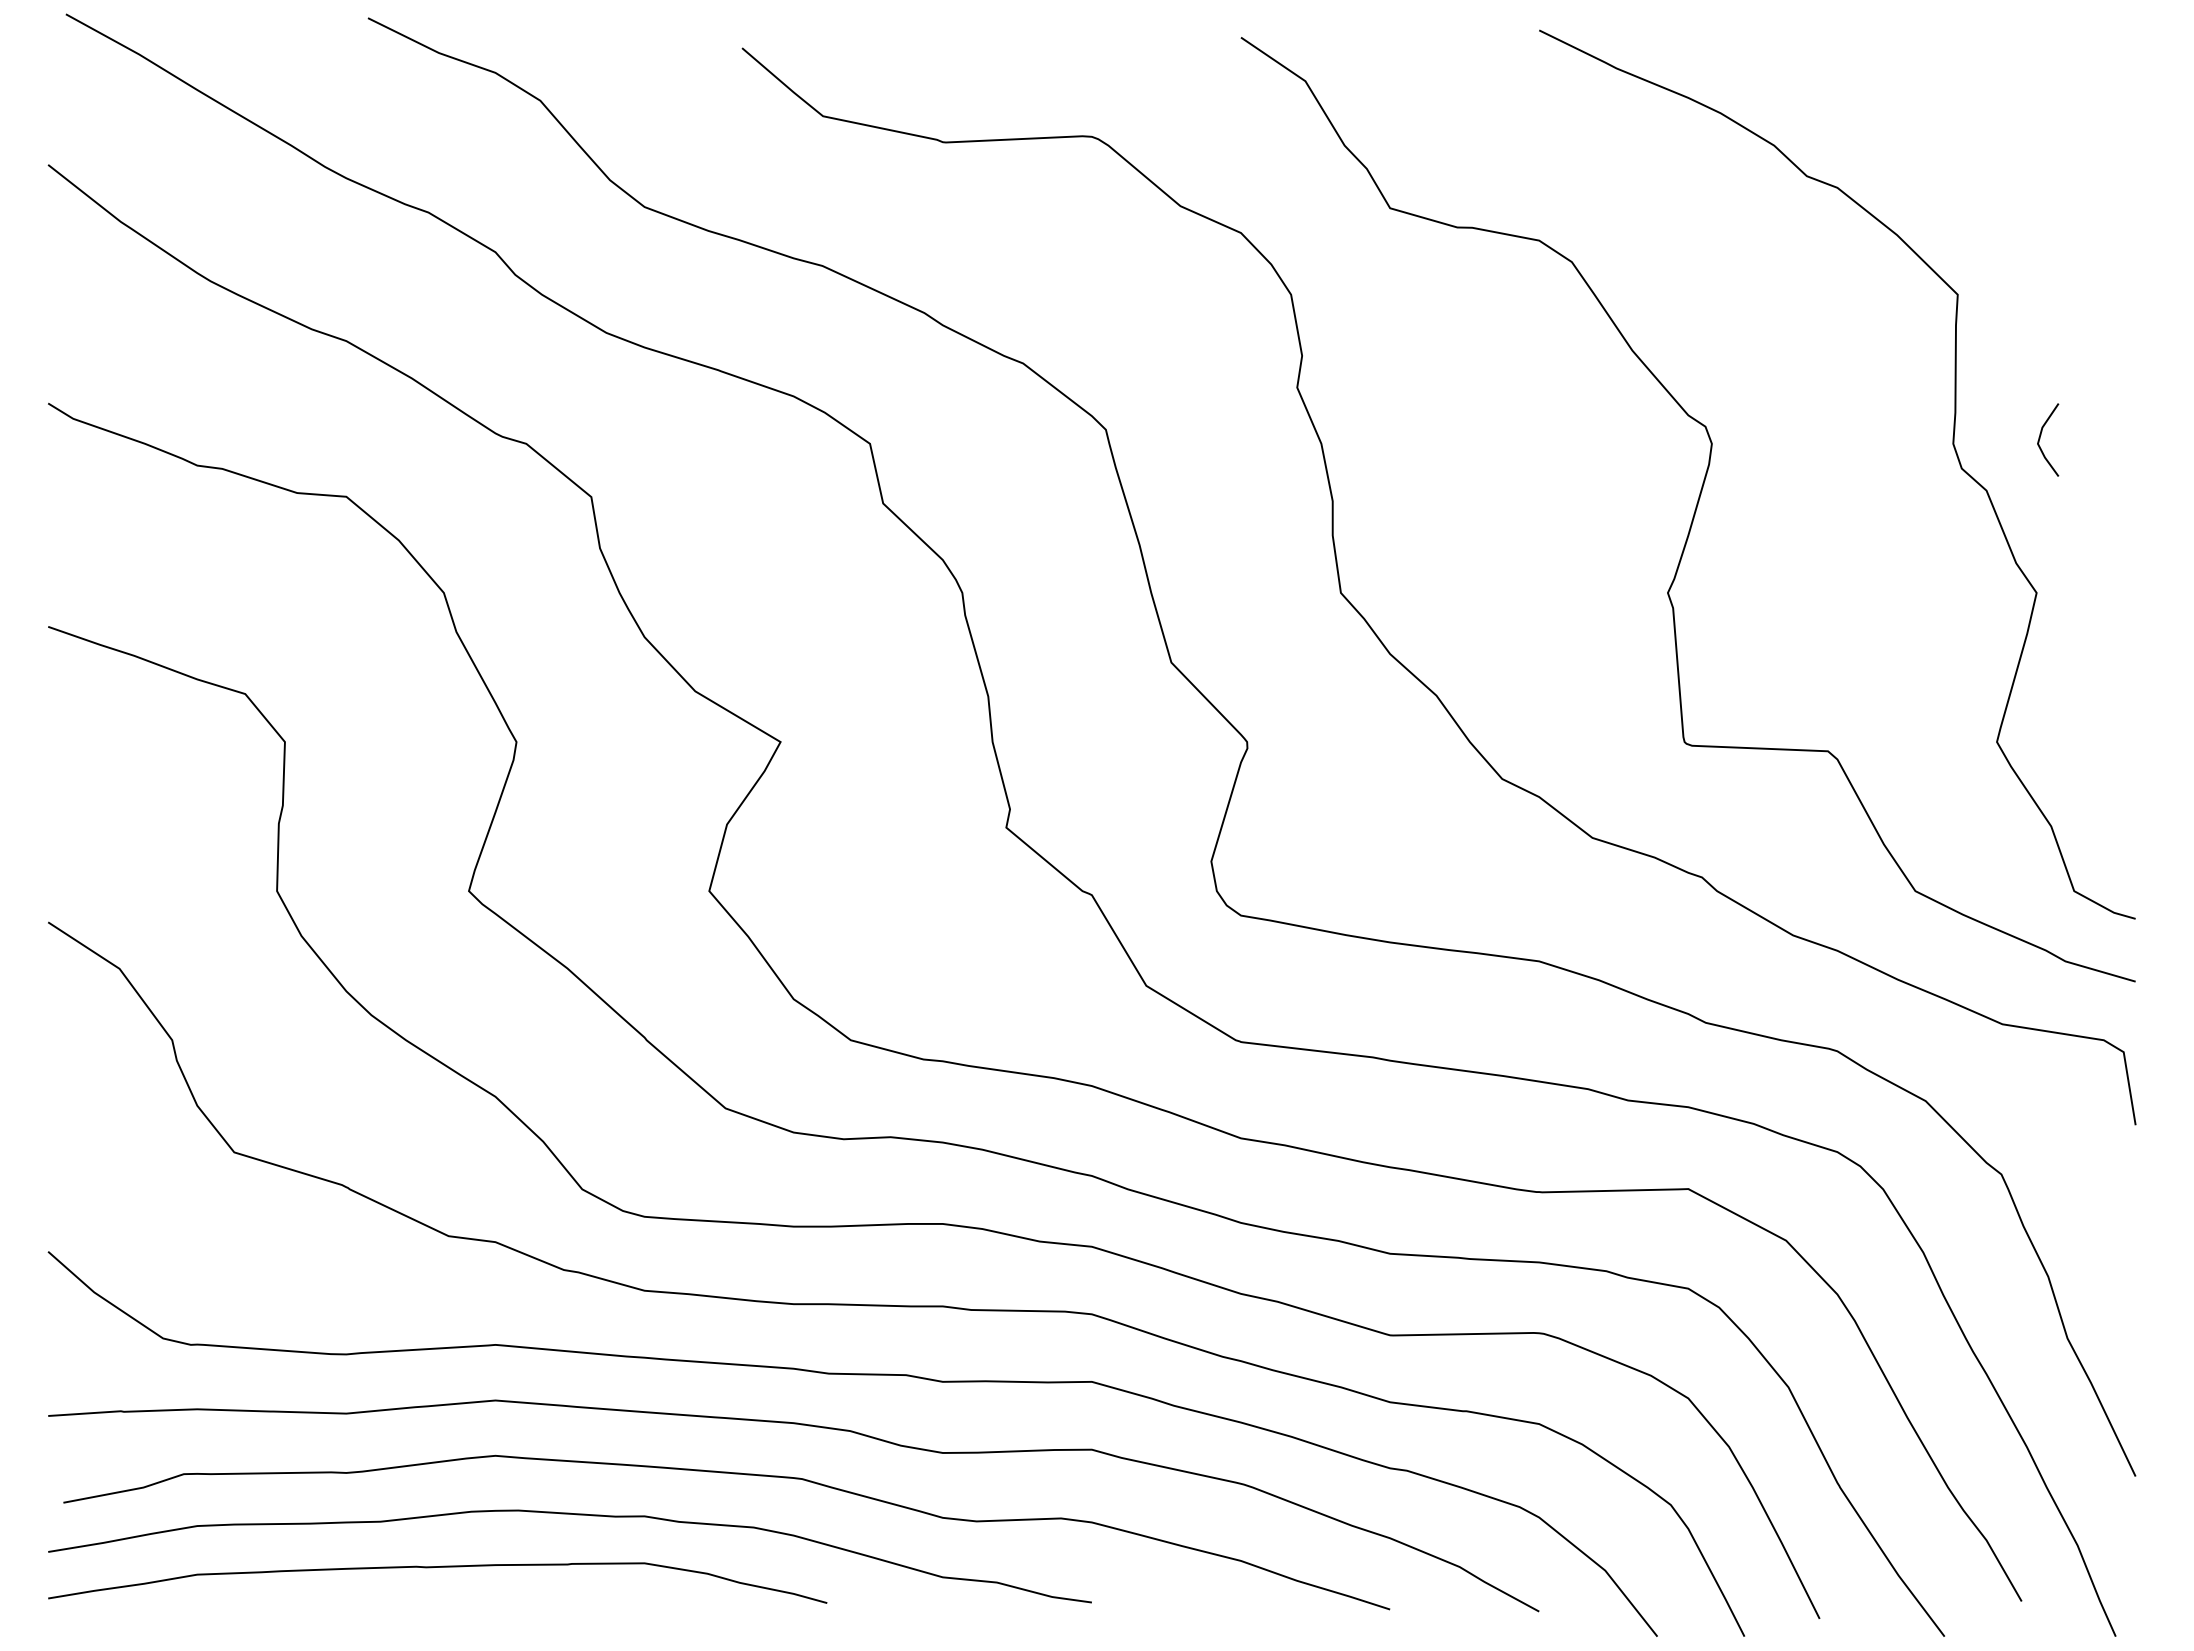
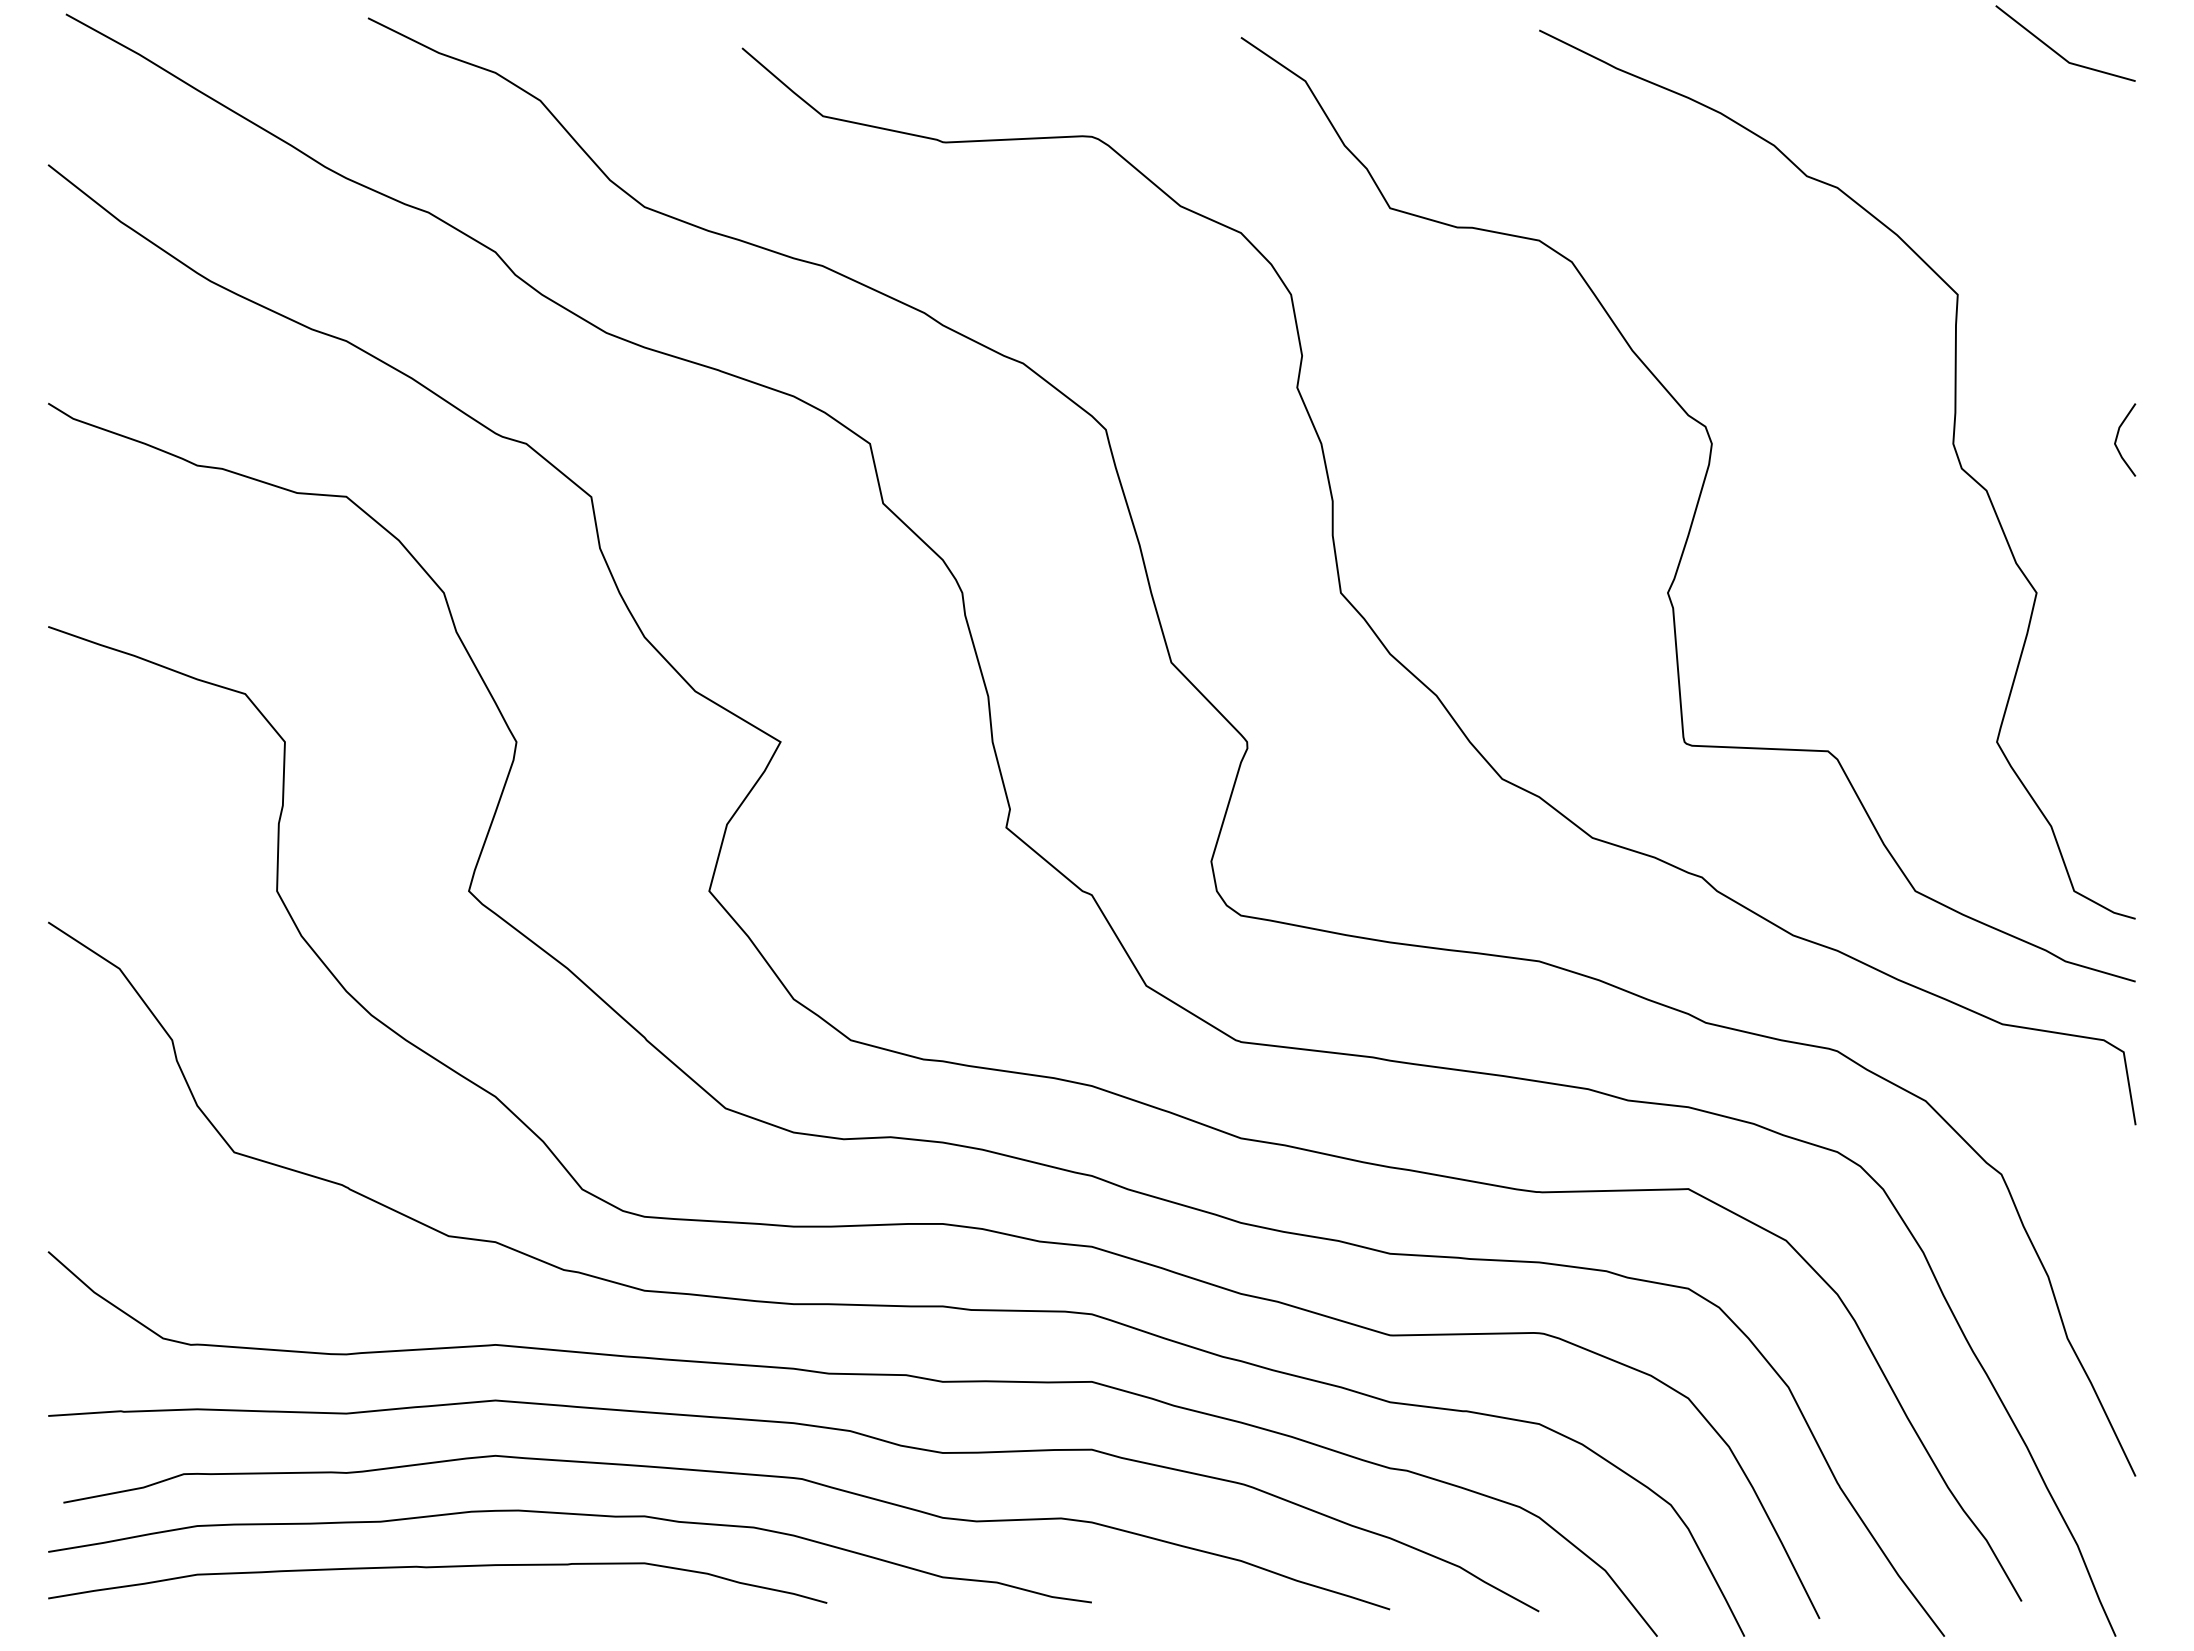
line: none -> present (2056, 51)
line position: (2040, 439) -> (2117, 439) (2117, 439)
